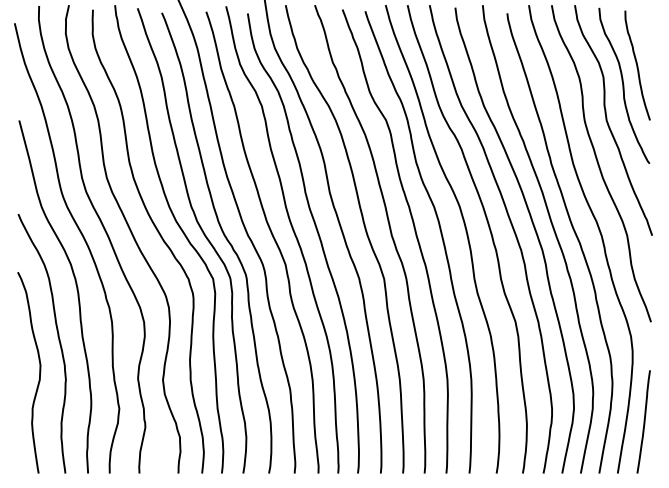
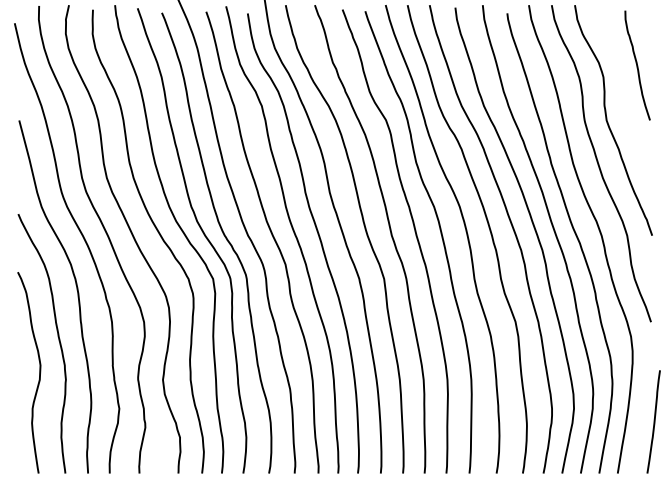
curve: present -> none (624, 85)
curve position: (643, 421) -> (653, 421) (653, 421)
